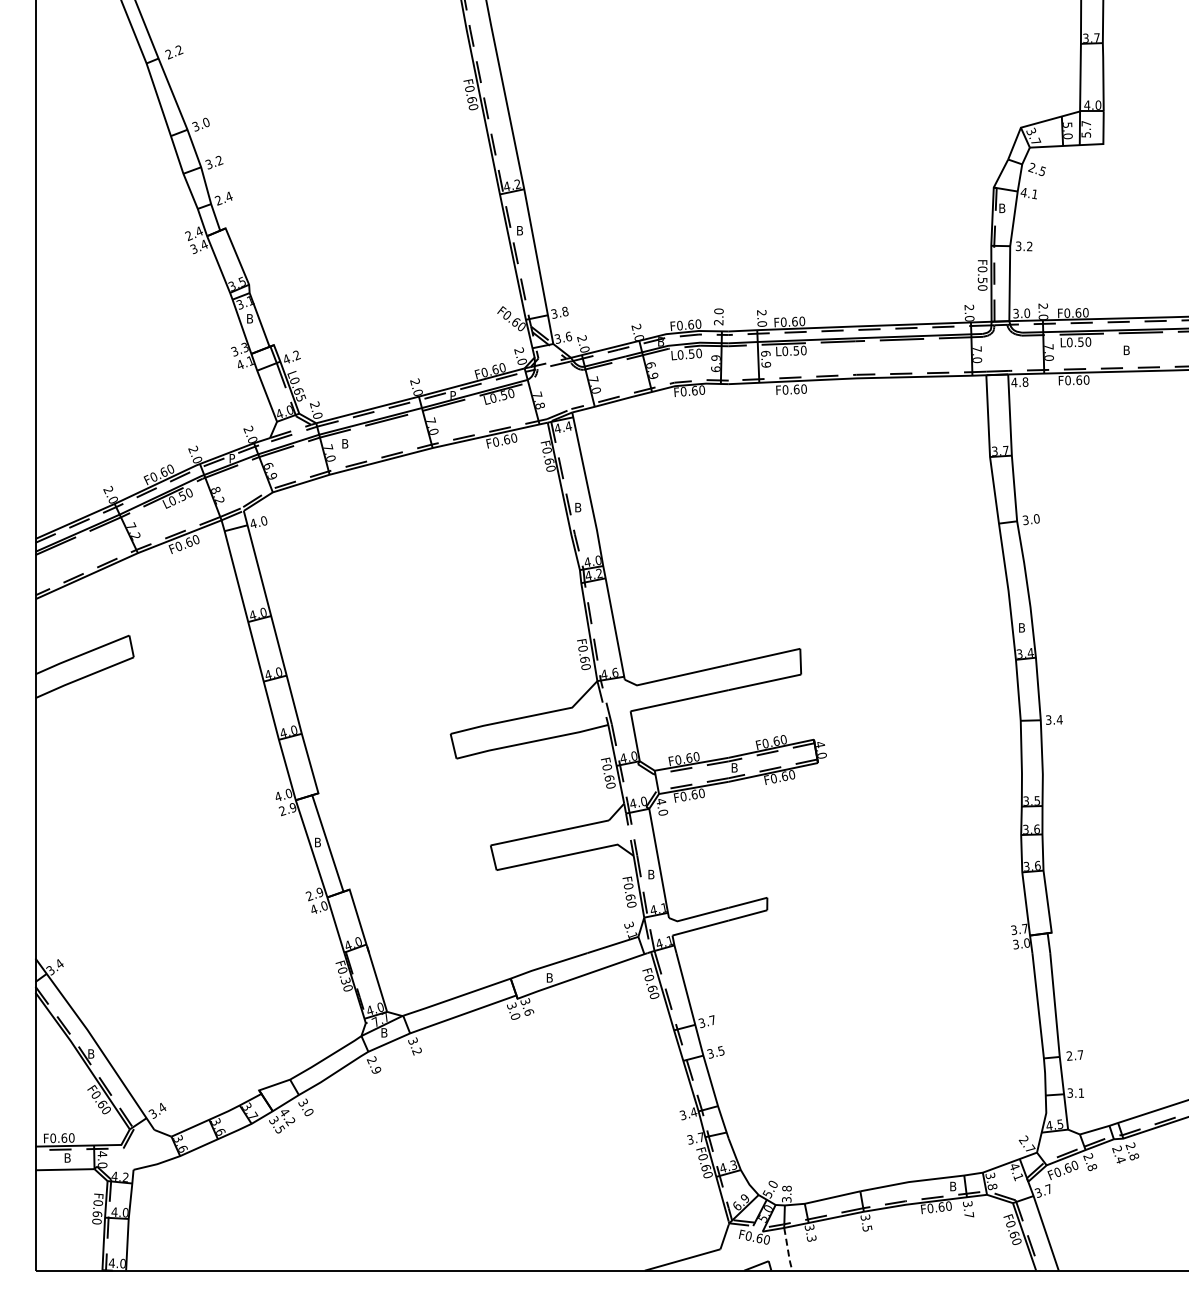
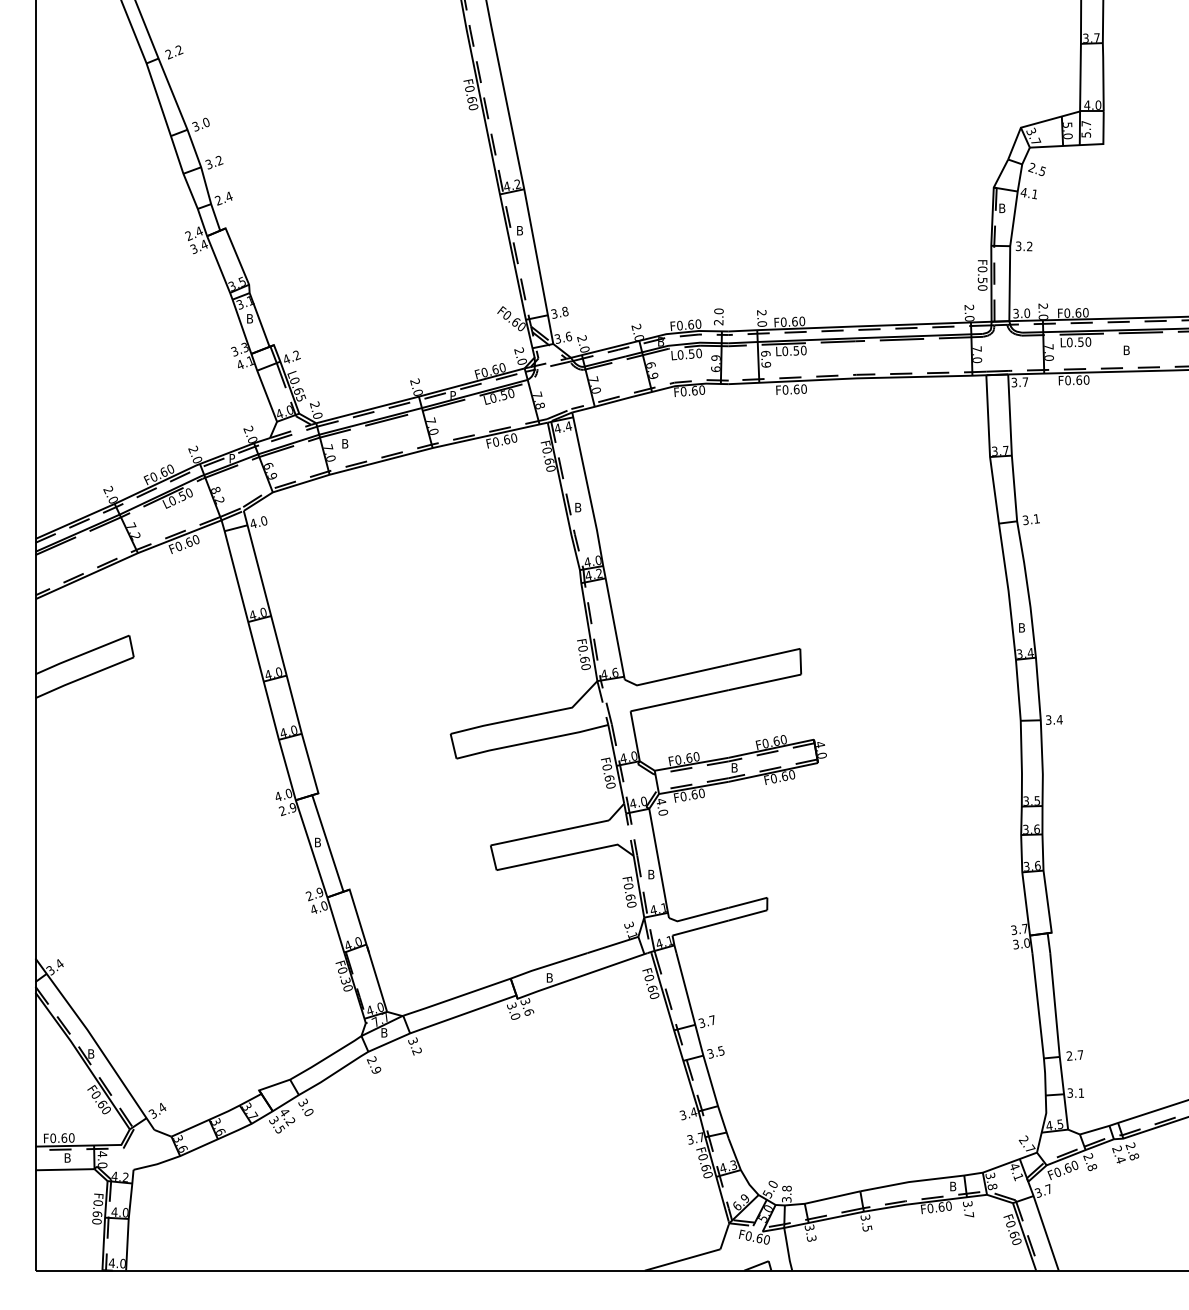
text: 4.8 -> 3.7 (1019, 382)
text: 3.0 -> 3.1 (1036, 518)
line: dashed -> solid (787, 1249)
